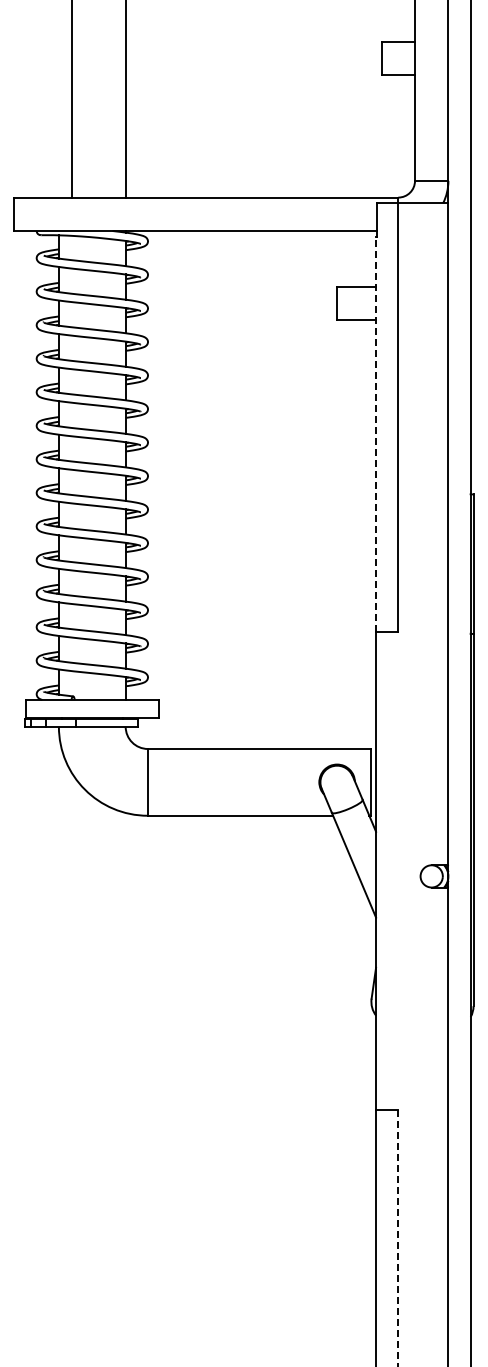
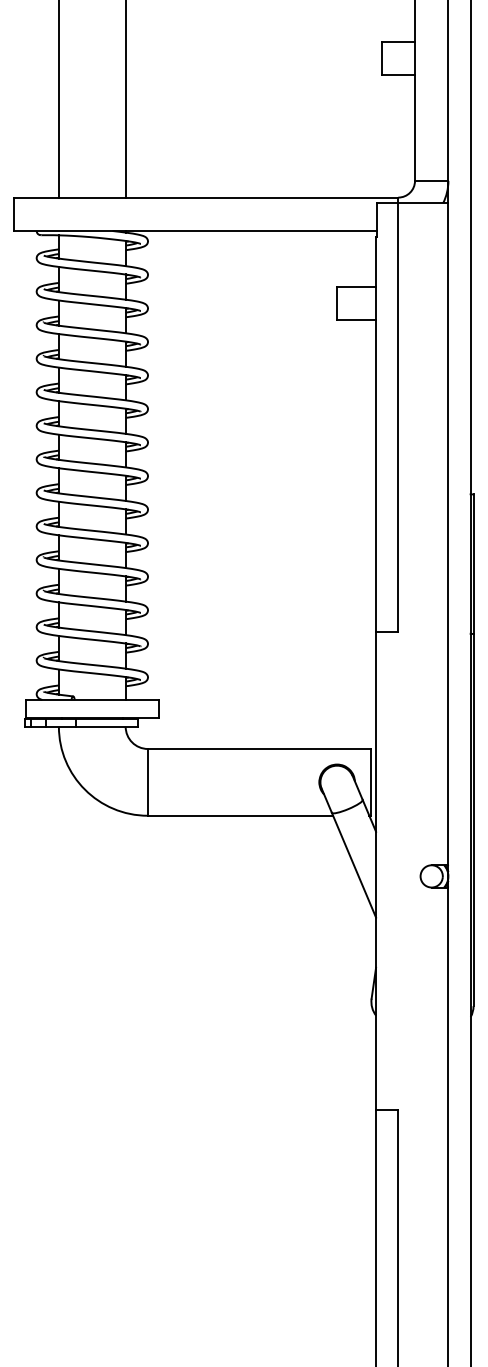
line position: (71, 99) -> (58, 99) (58, 99)
line: dashed -> solid (376, 434)
line: dashed -> solid (398, 1238)
